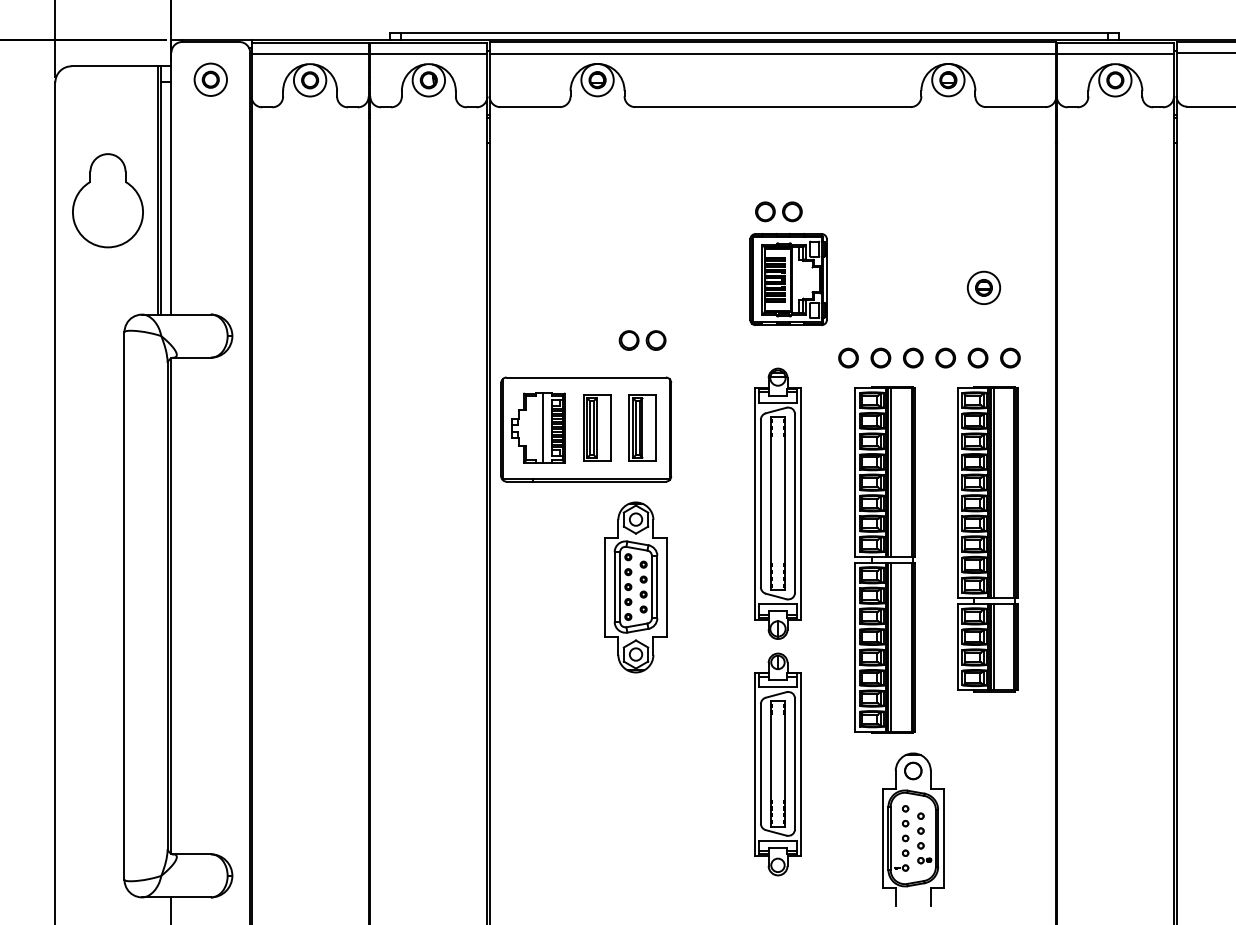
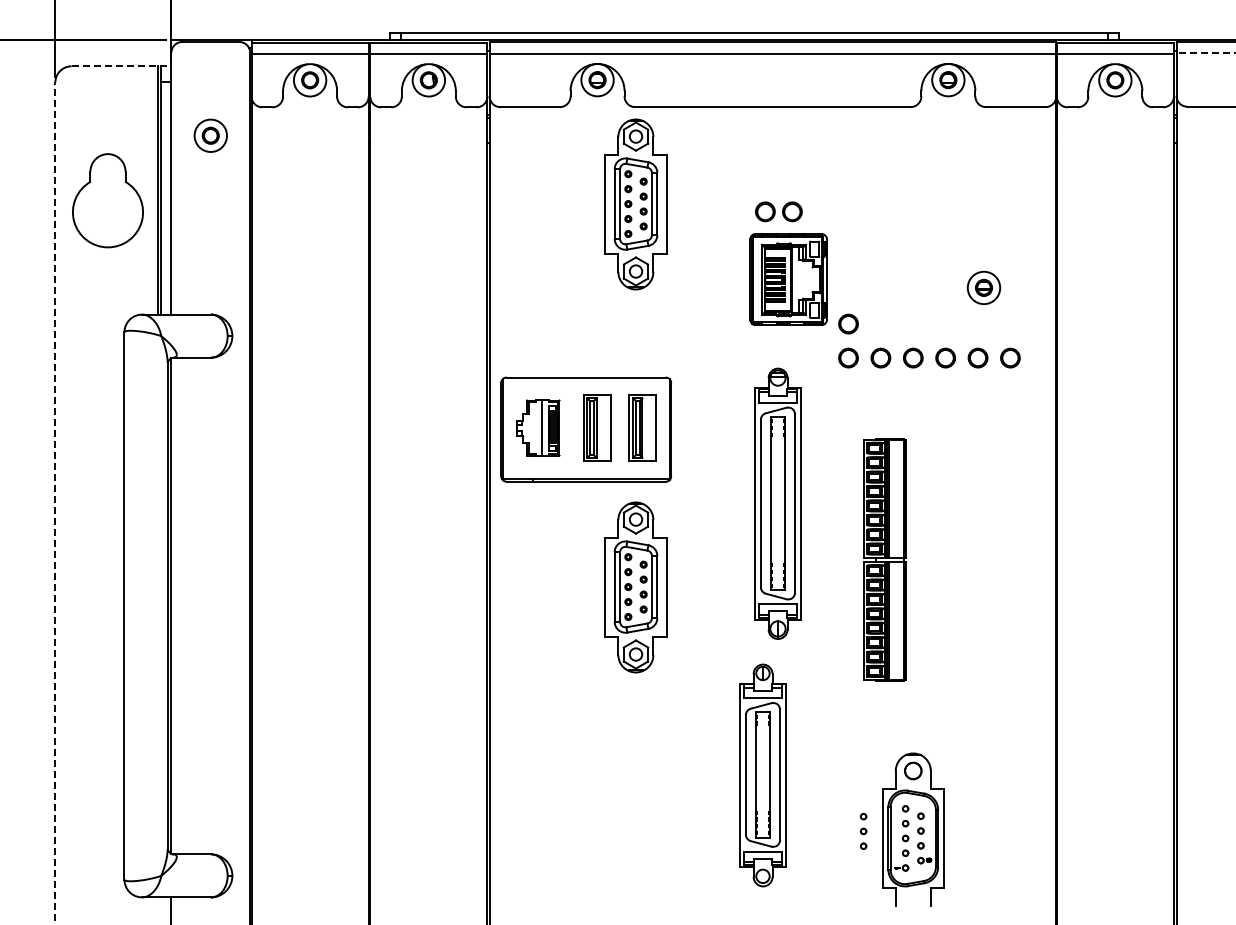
line: solid -> dashed (1205, 53)
line: solid -> dashed (121, 66)
part position: (210, 79) -> (210, 135) (210, 135)
part: none -> present (635, 204)
part: none -> present (848, 323)
part: present -> none (642, 340)
part size: 55x72 px -> 45x58 px (538, 427)
line: solid -> dashed (55, 503)
part: present -> none (987, 539)
part size: 62x348 px -> 44x244 px (884, 559)
part position: (777, 764) -> (762, 775) (762, 775)
part: none -> present (863, 831)
